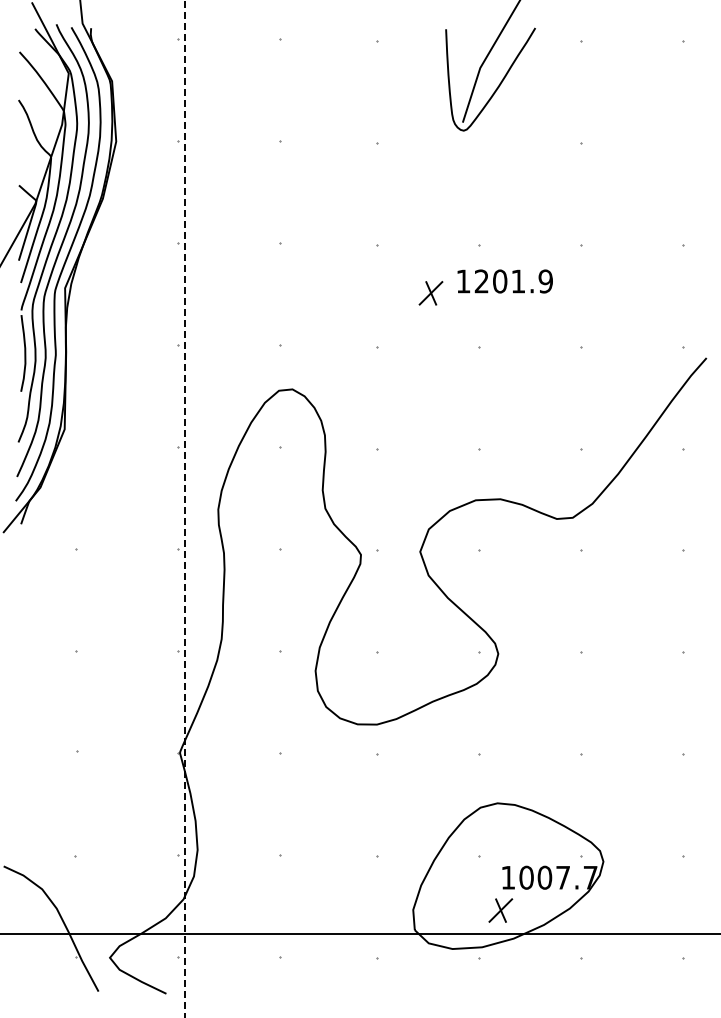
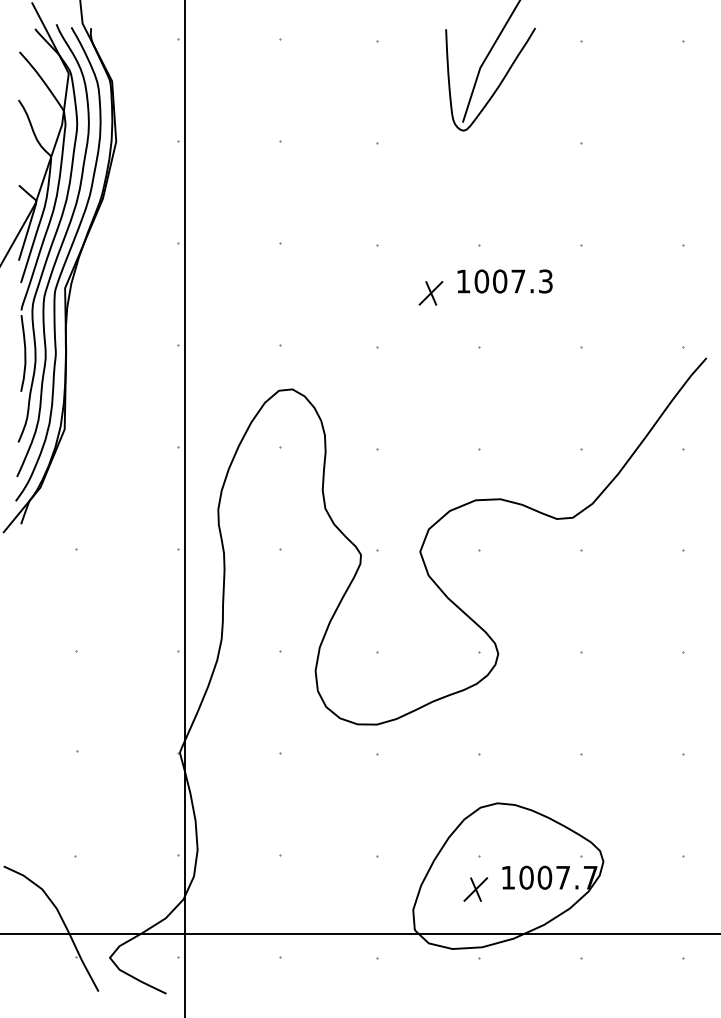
text: 1201.9 -> 1007.3 (513, 281)
line: dashed -> solid (184, 509)
part position: (500, 910) -> (475, 889) (475, 889)
